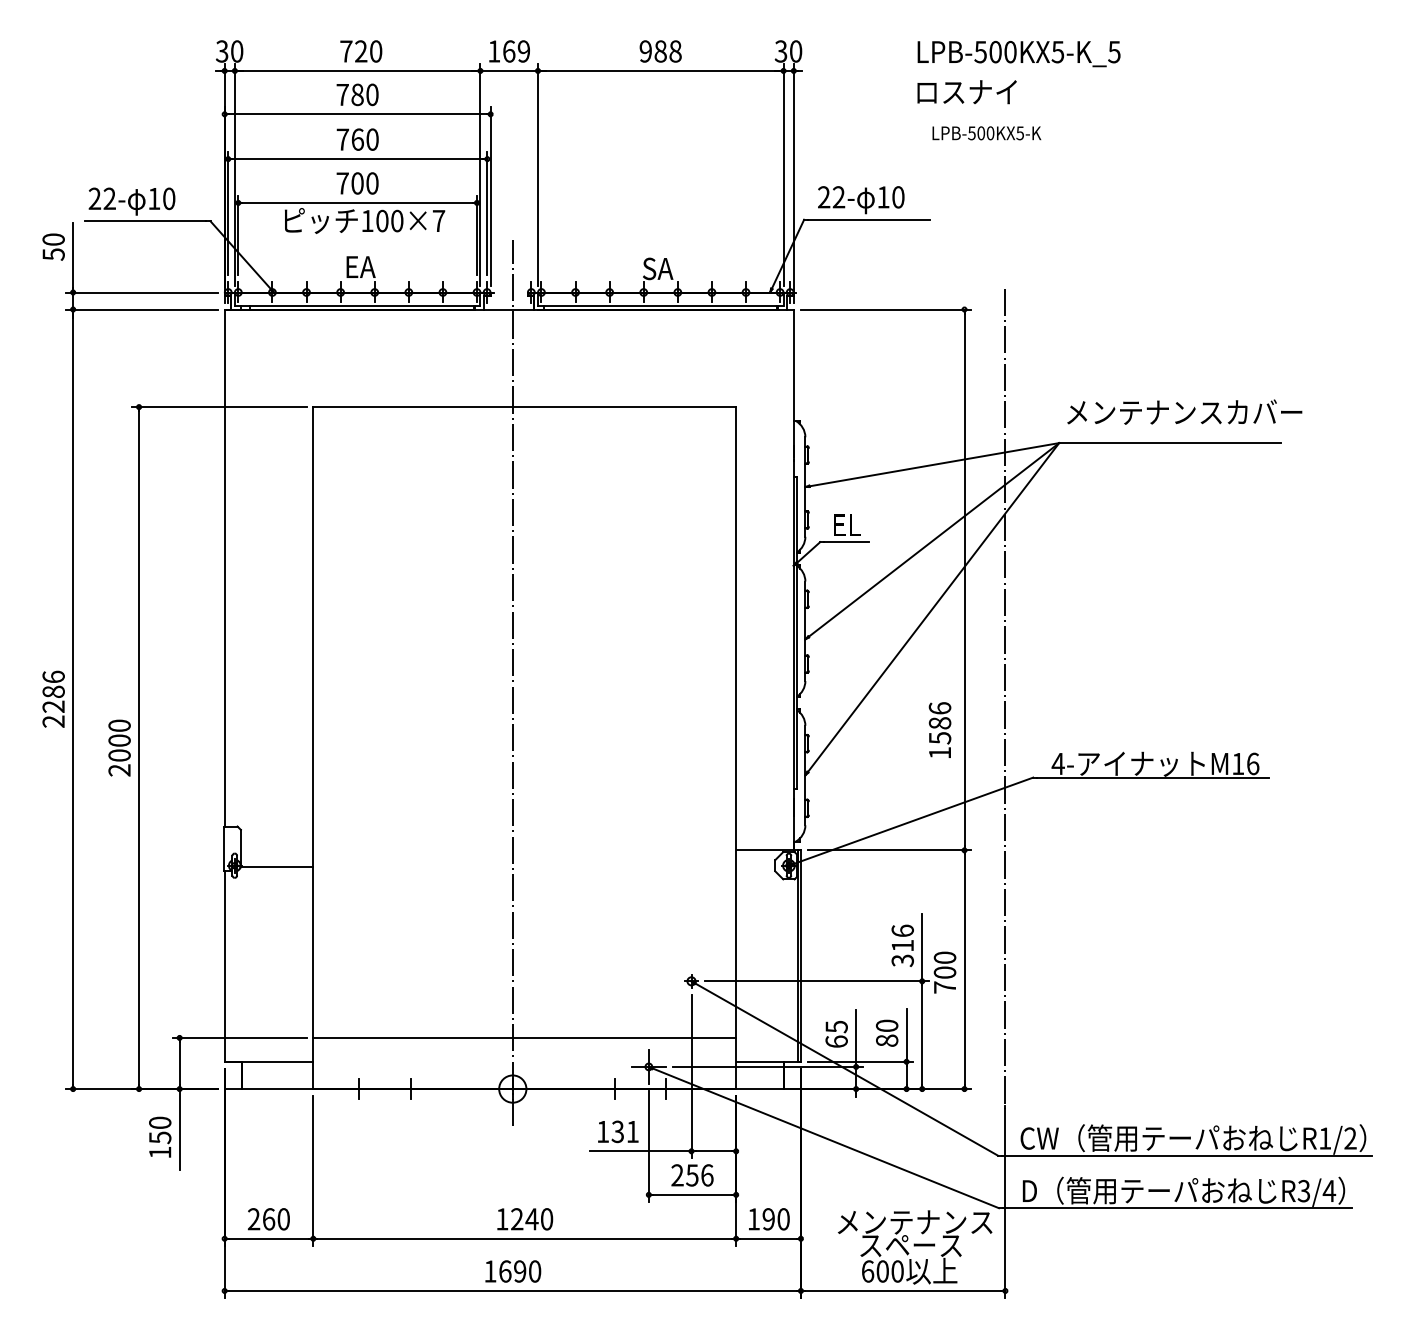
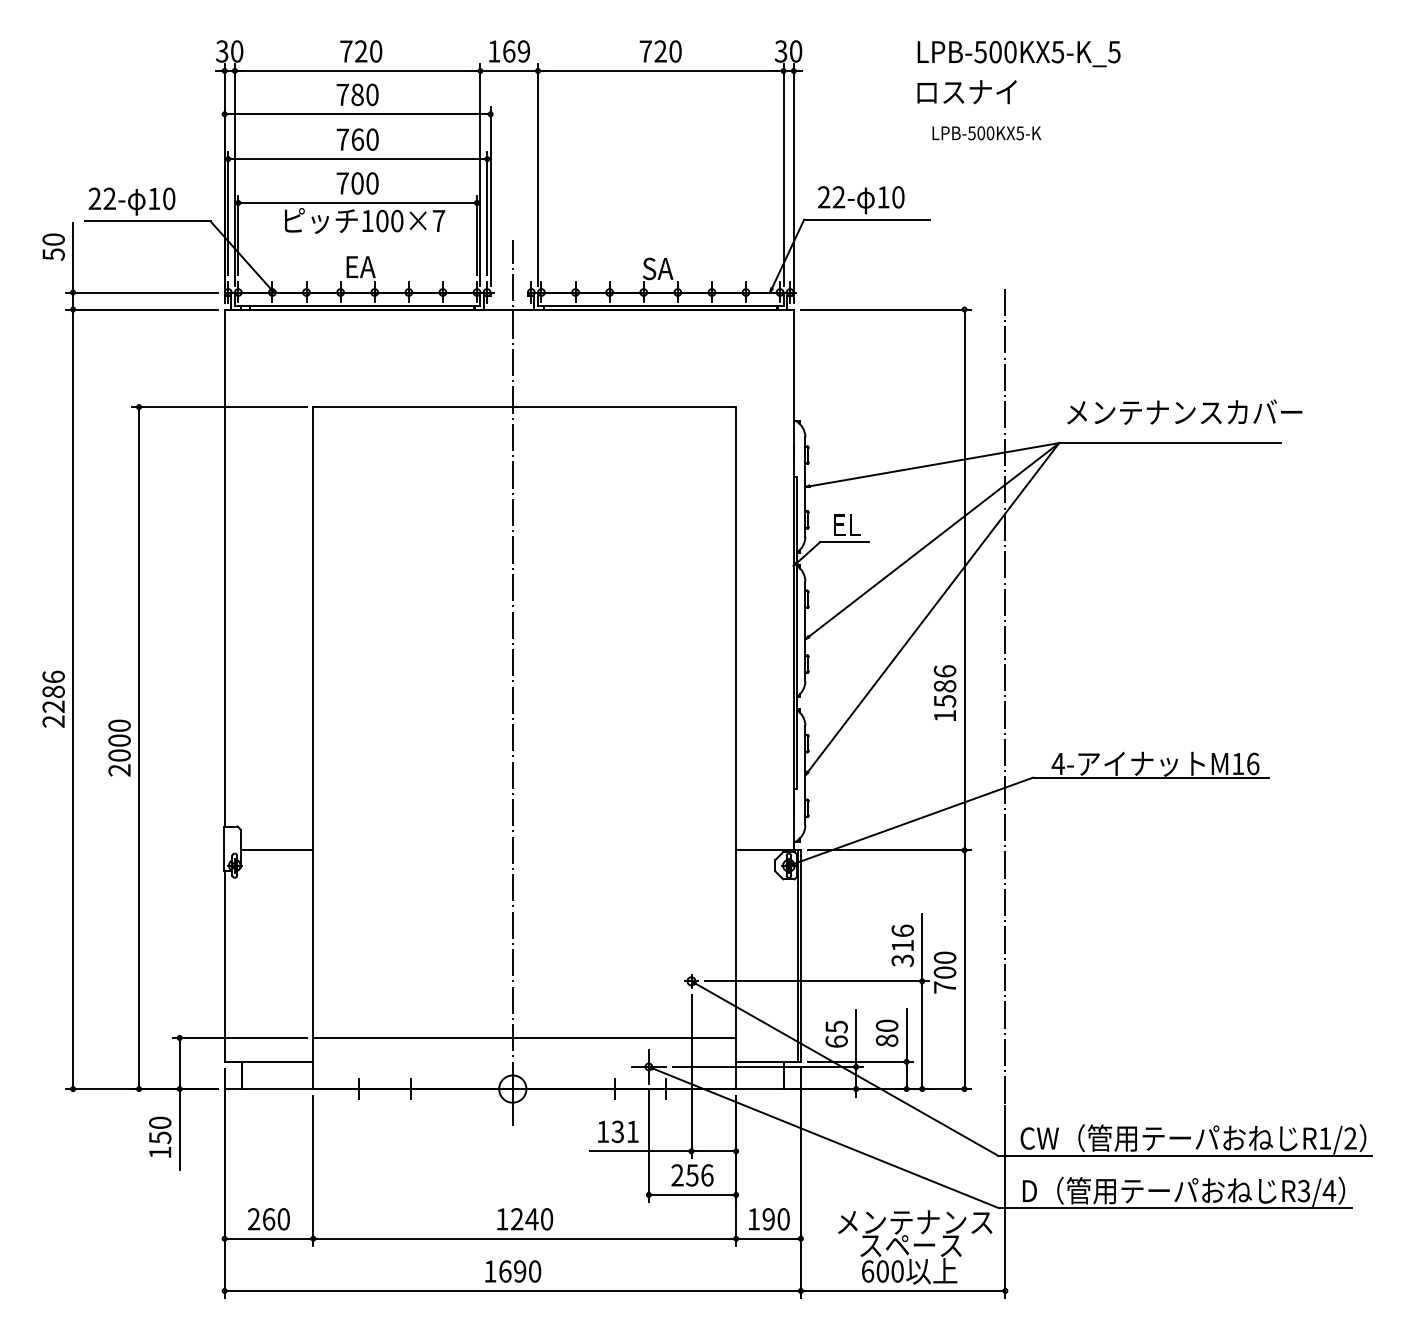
text: 988 -> 720 (660, 51)
text position: (939, 729) -> (944, 692) (944, 692)
line position: (276, 867) -> (276, 850) (276, 850)
